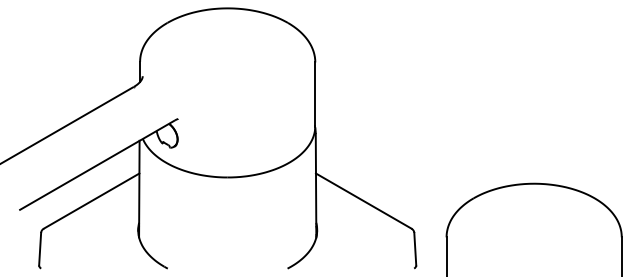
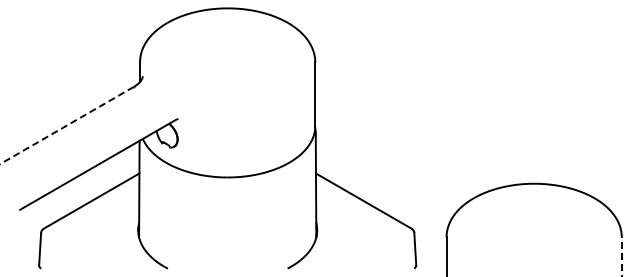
line: solid -> dashed (66, 125)
line: solid -> dashed (621, 256)
